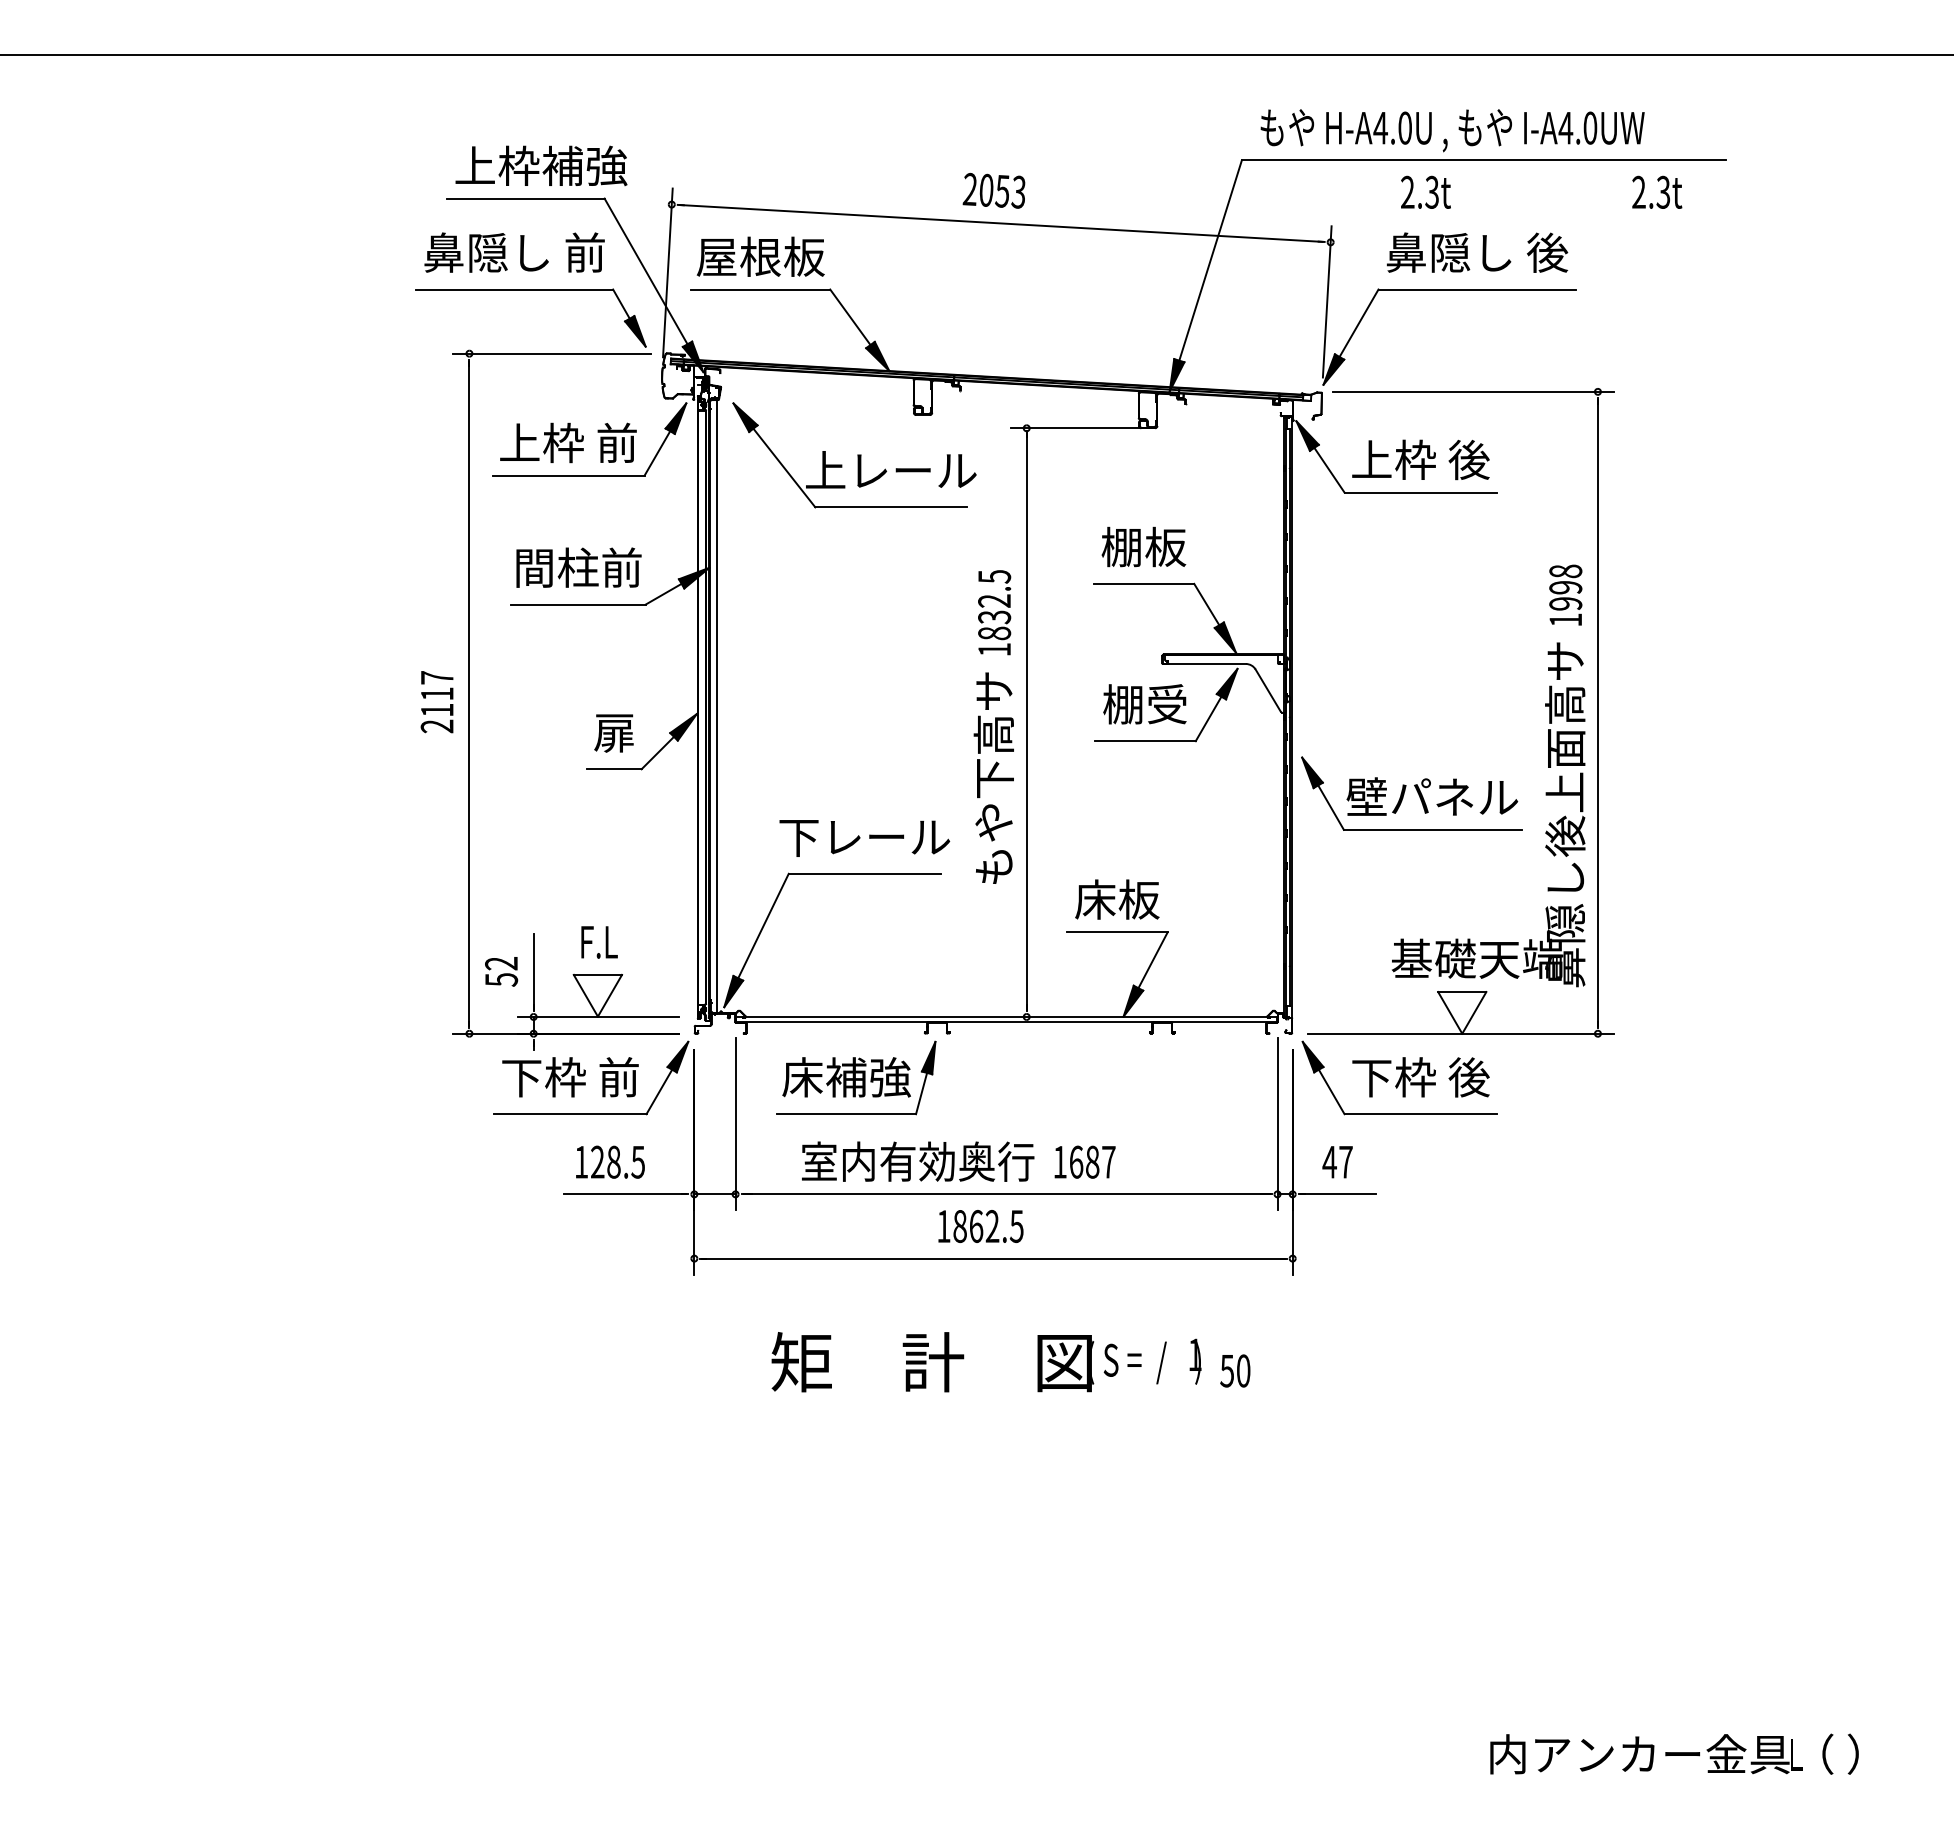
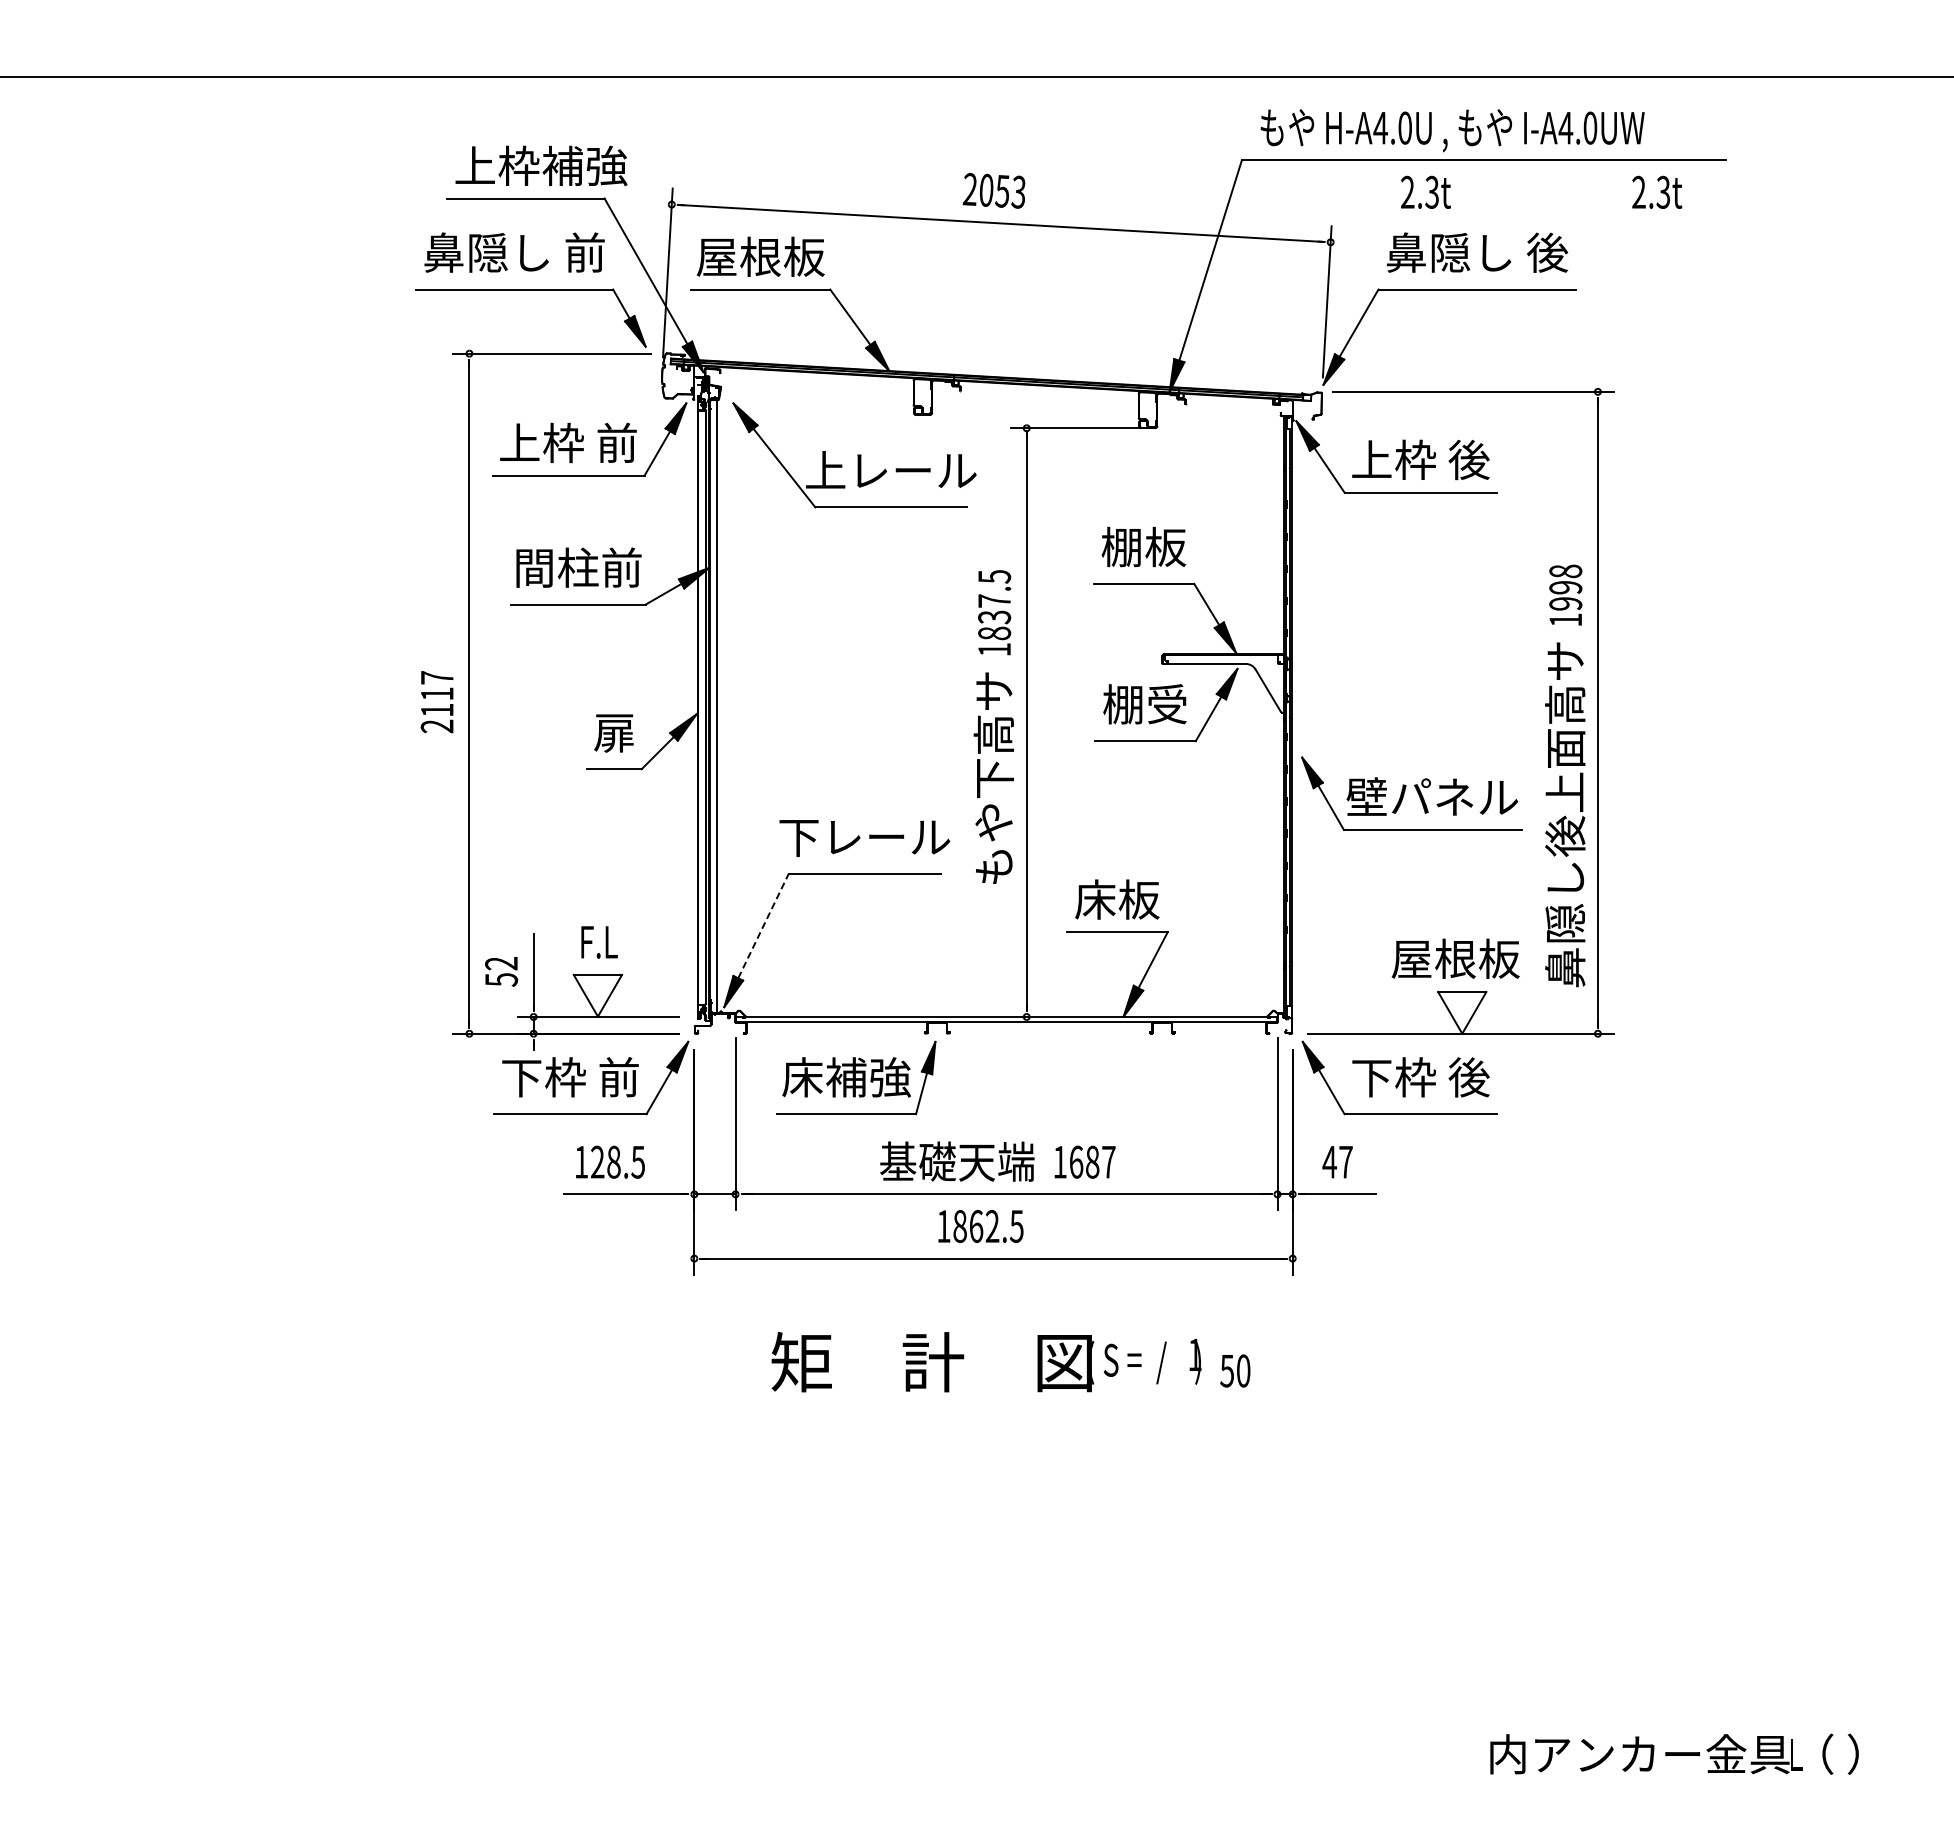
line position: (976, 54) -> (976, 76) (976, 76)
text: 1832.5 -> 1837.5 (994, 600)
line: solid -> dashed (763, 926)
text: 基礎天端 -> 屋根板 (1477, 958)
text: 室内有効奥行 -> 基礎天端 (918, 1161)
